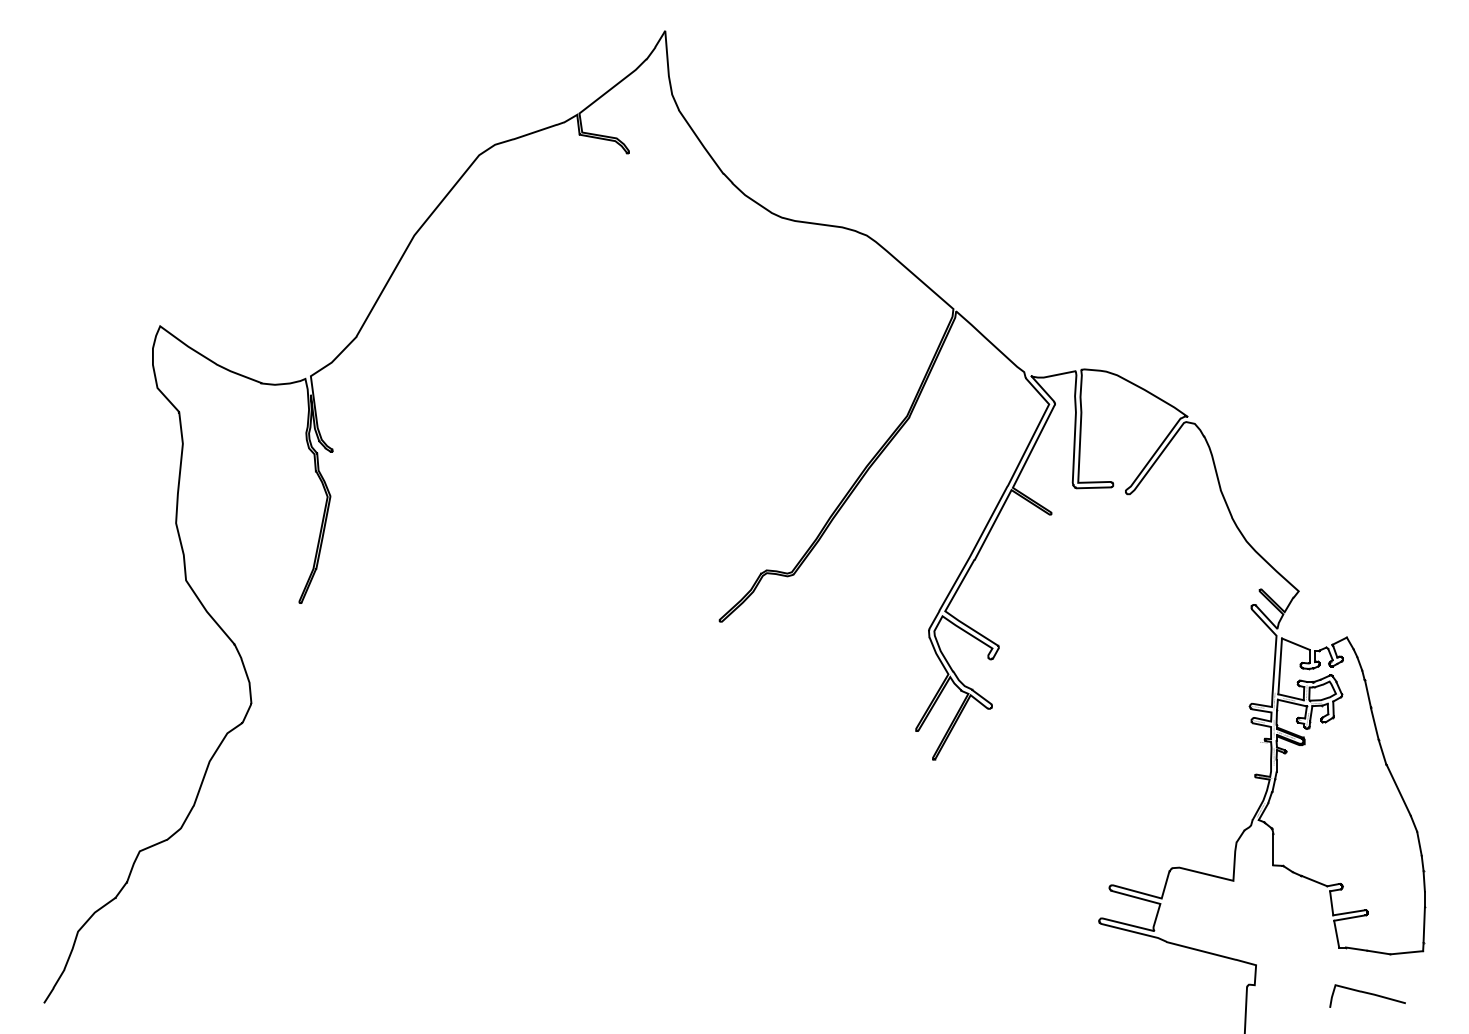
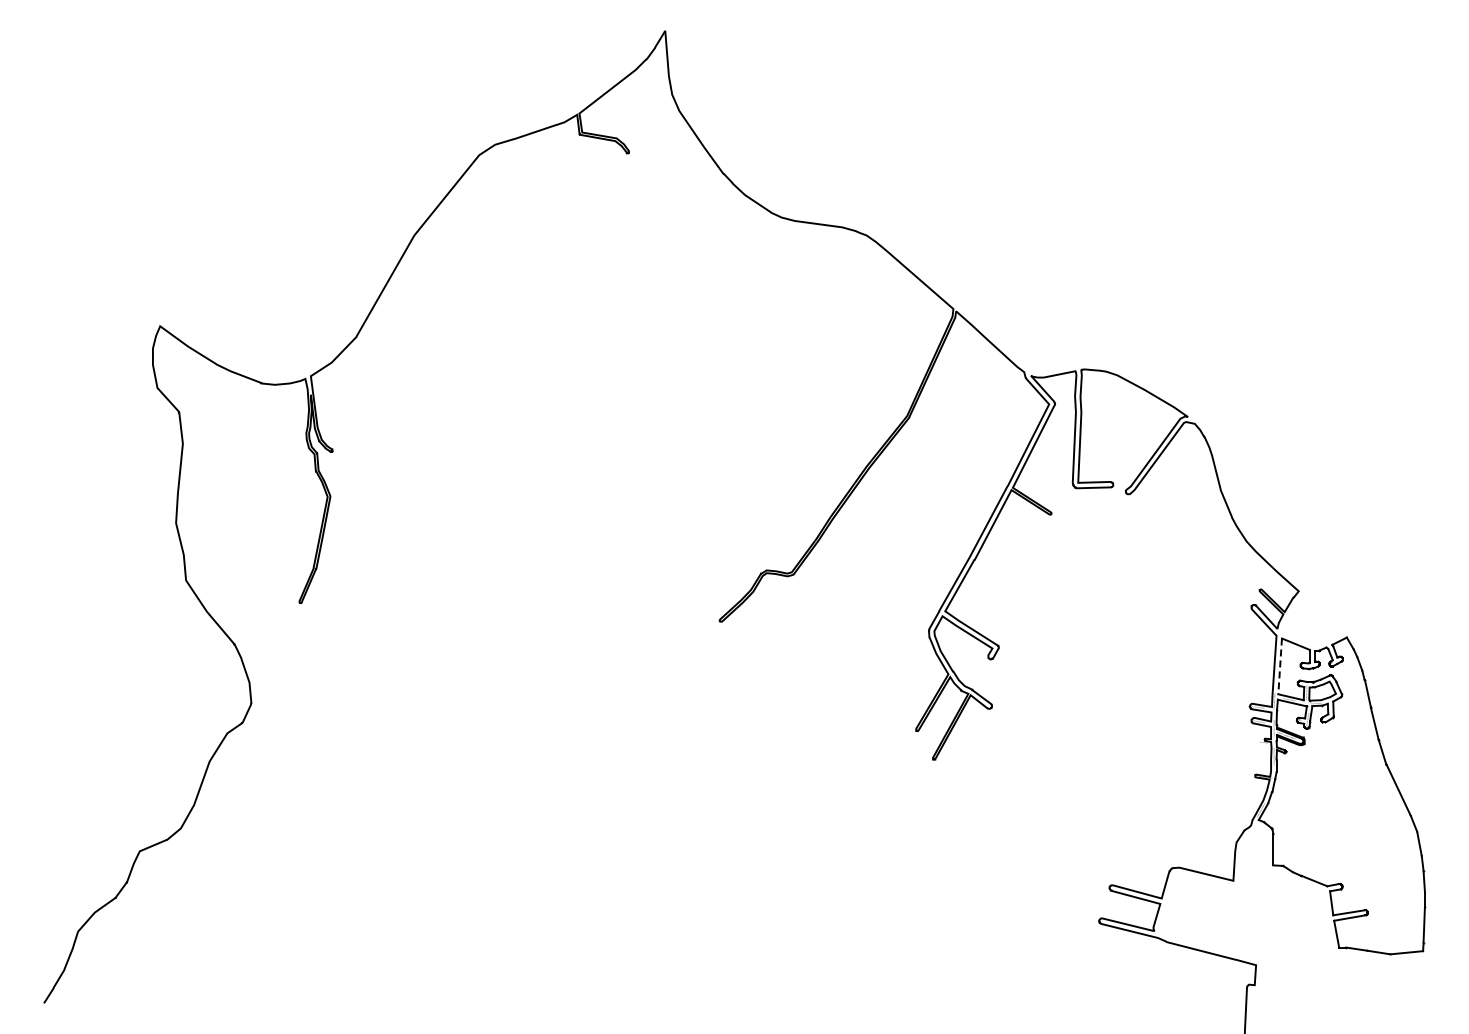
line: solid -> dashed (1280, 666)
curve: present -> none (1368, 994)
